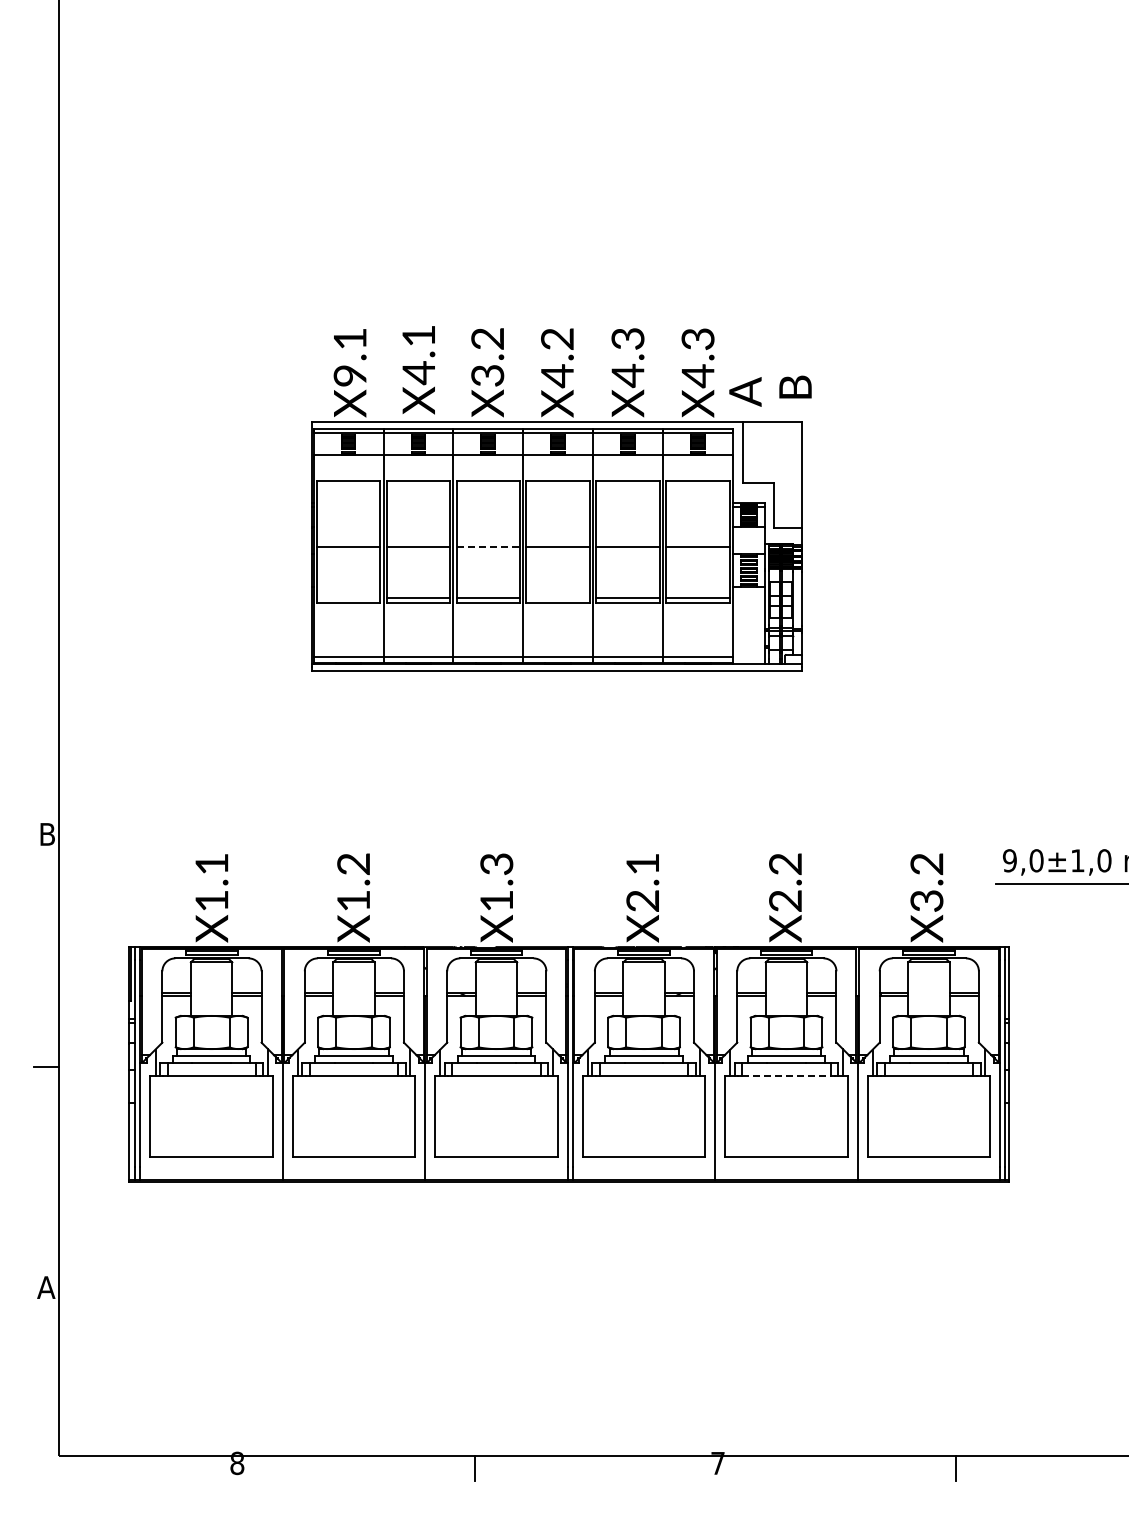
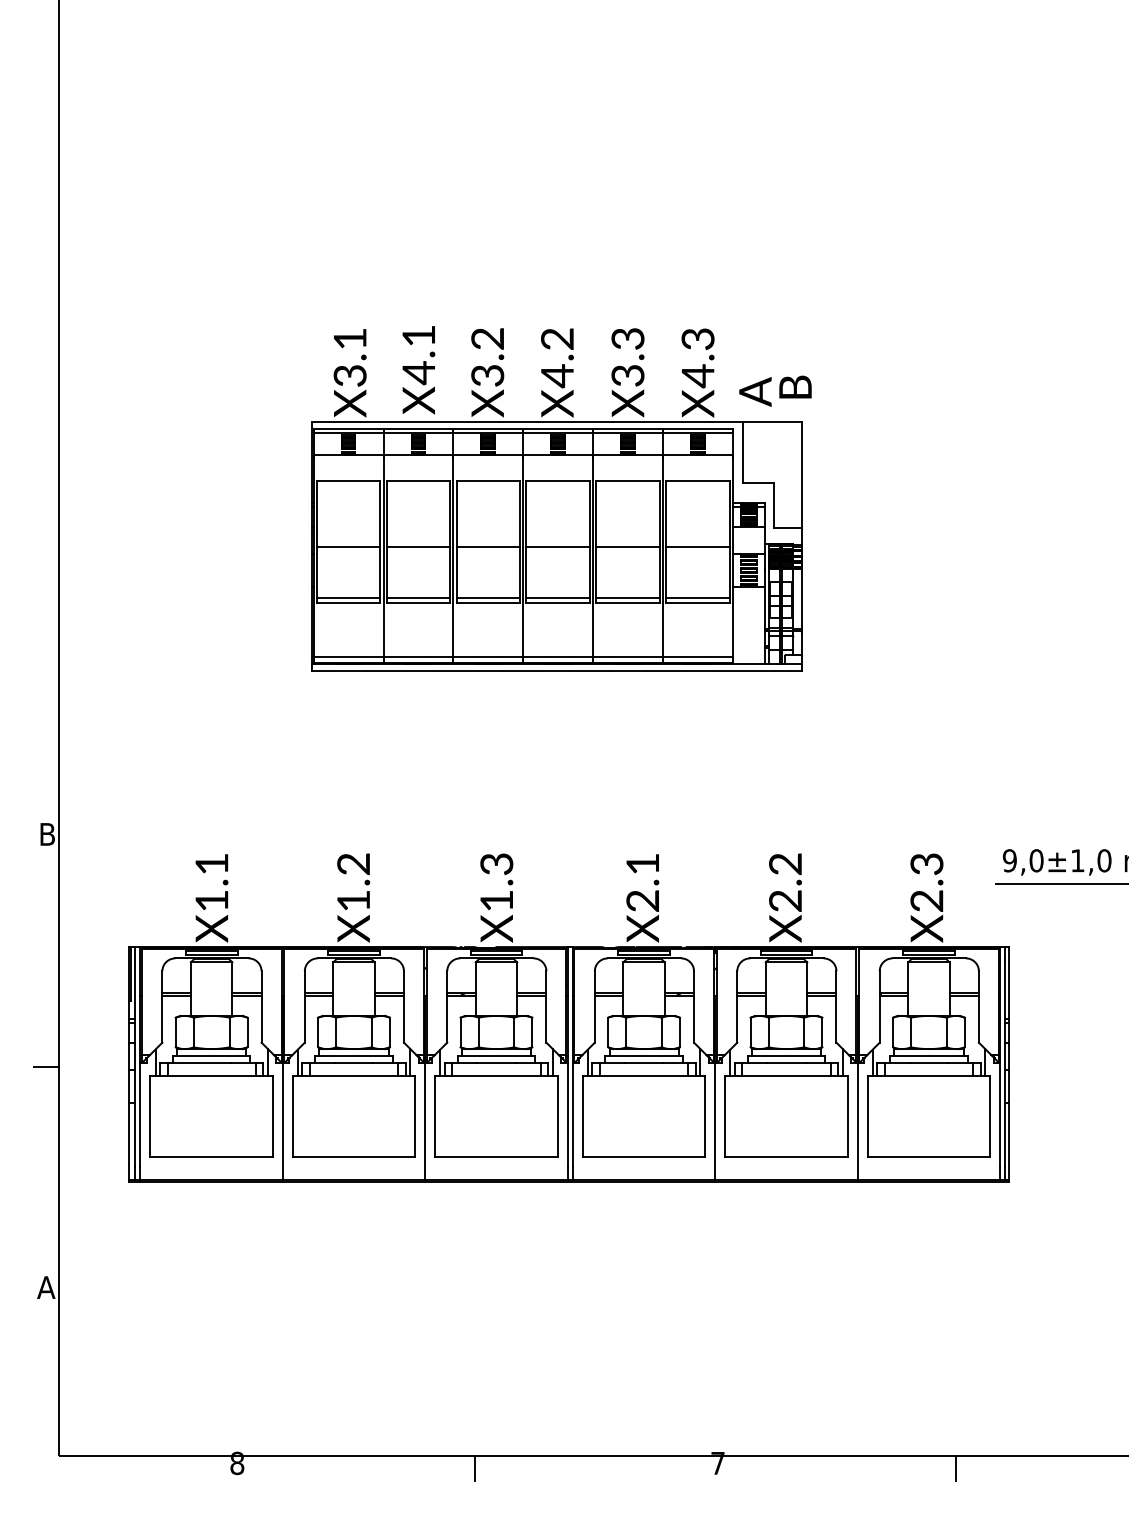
text: X9.1 -> X3.1 (350, 375)
text: X4.3 -> X3.3 (627, 375)
text position: (745, 391) -> (755, 391) (755, 391)
line: dashed -> solid (488, 546)
line: none -> present (348, 597)
line: none -> present (558, 597)
text: X3.2 -> X2.3 (927, 882)
line: dashed -> solid (787, 1076)
